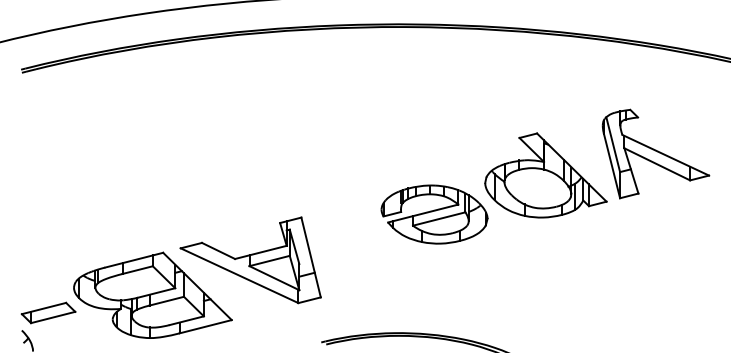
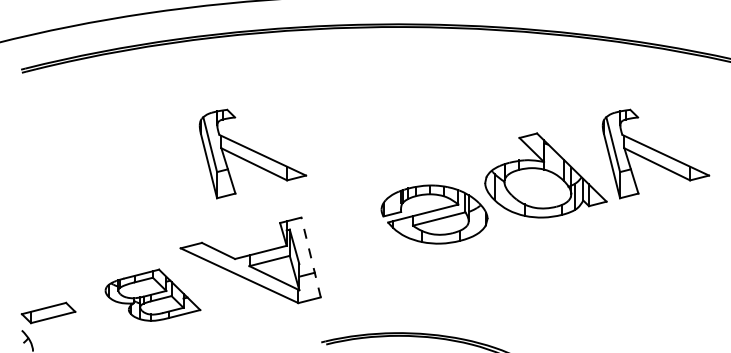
part: none -> present (252, 153)
line: solid -> dashed (310, 257)
part size: 160x88 px -> 98x54 px (152, 294)
